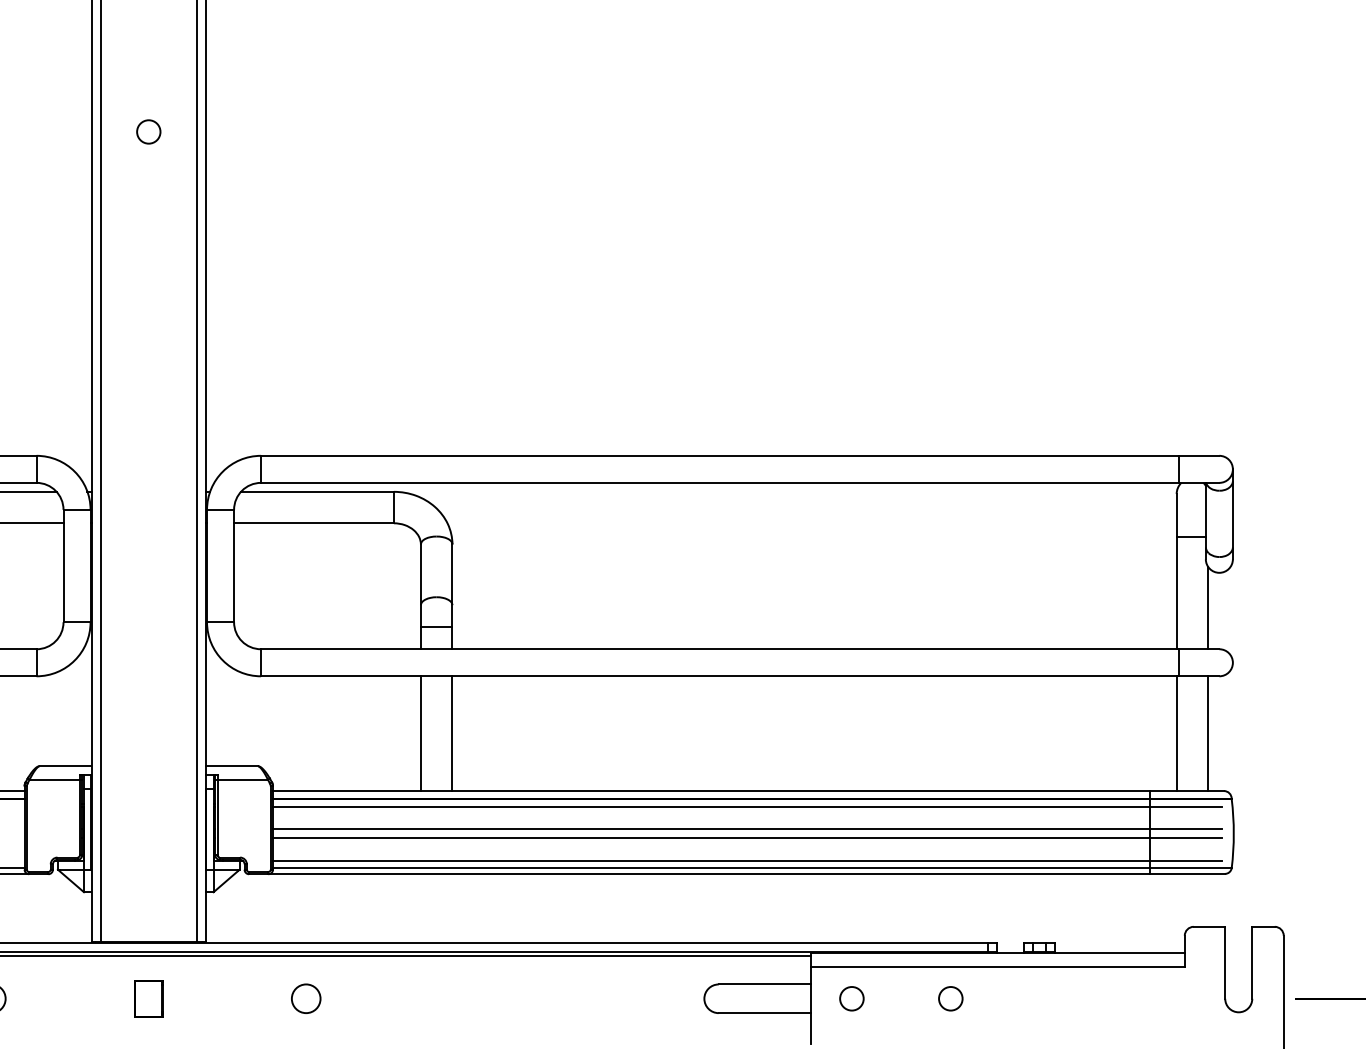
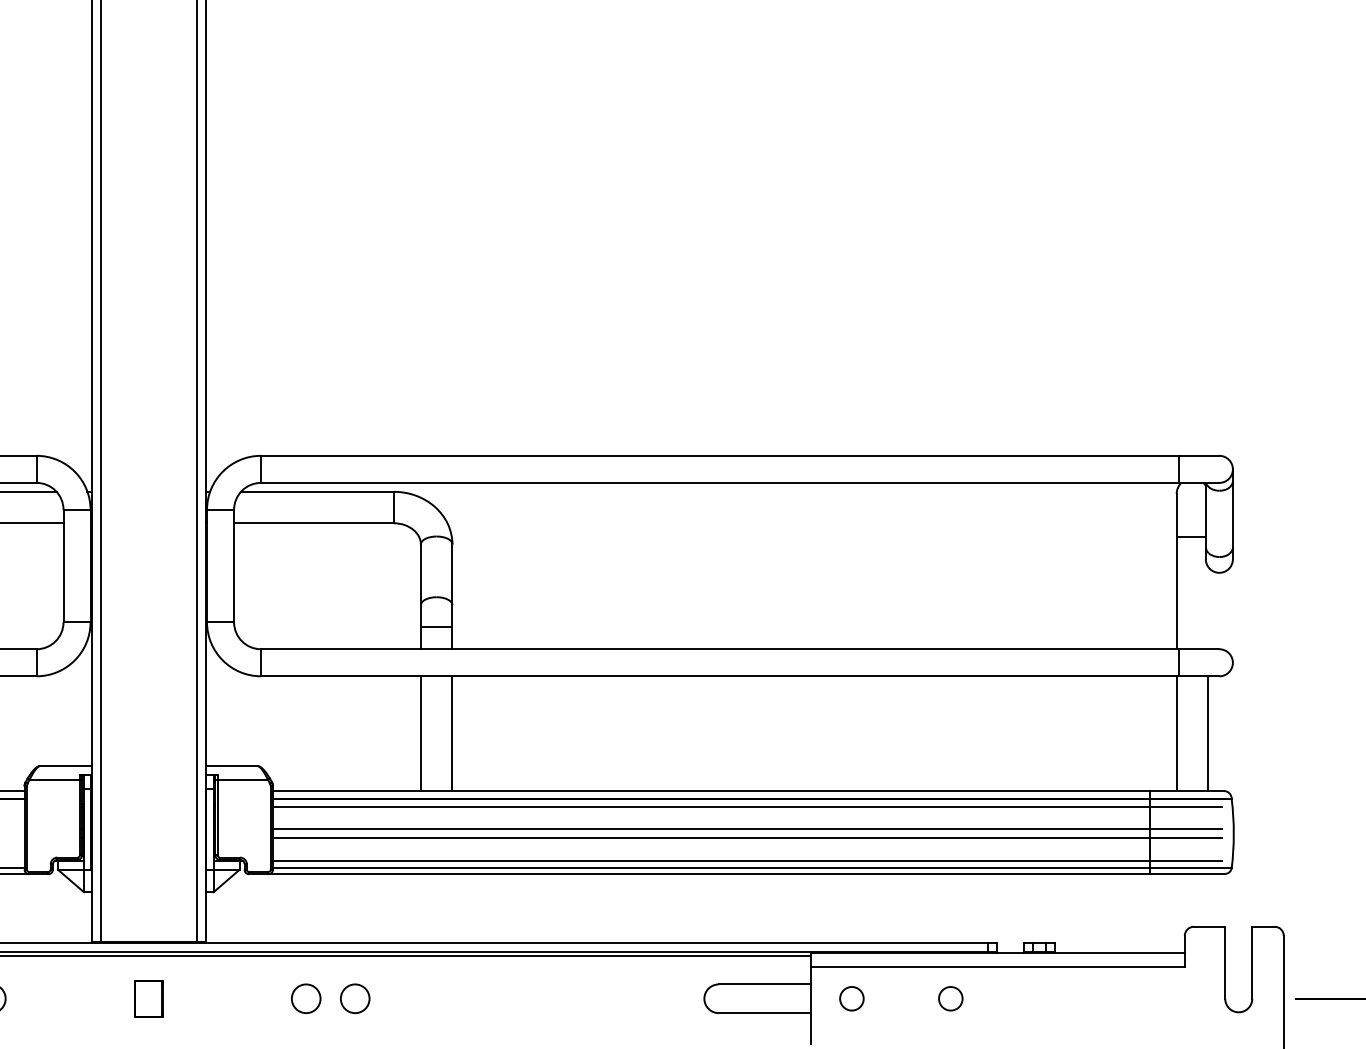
circle: present -> none (148, 131)
line: present -> none (1208, 607)
circle: none -> present (355, 998)
